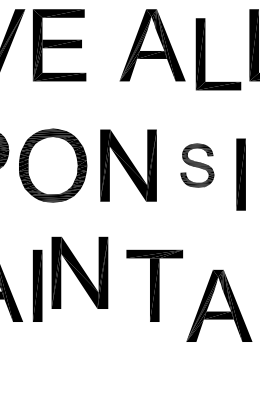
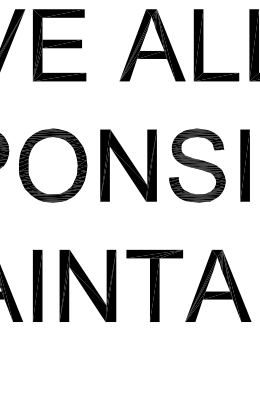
part position: (205, 54) -> (203, 45) (203, 45)
part size: 35x45 px -> 57x75 px (197, 165)
part position: (240, 174) -> (244, 165) (244, 165)
part position: (79, 272) -> (87, 285) (87, 285)
part position: (219, 305) -> (218, 285) (218, 285)
